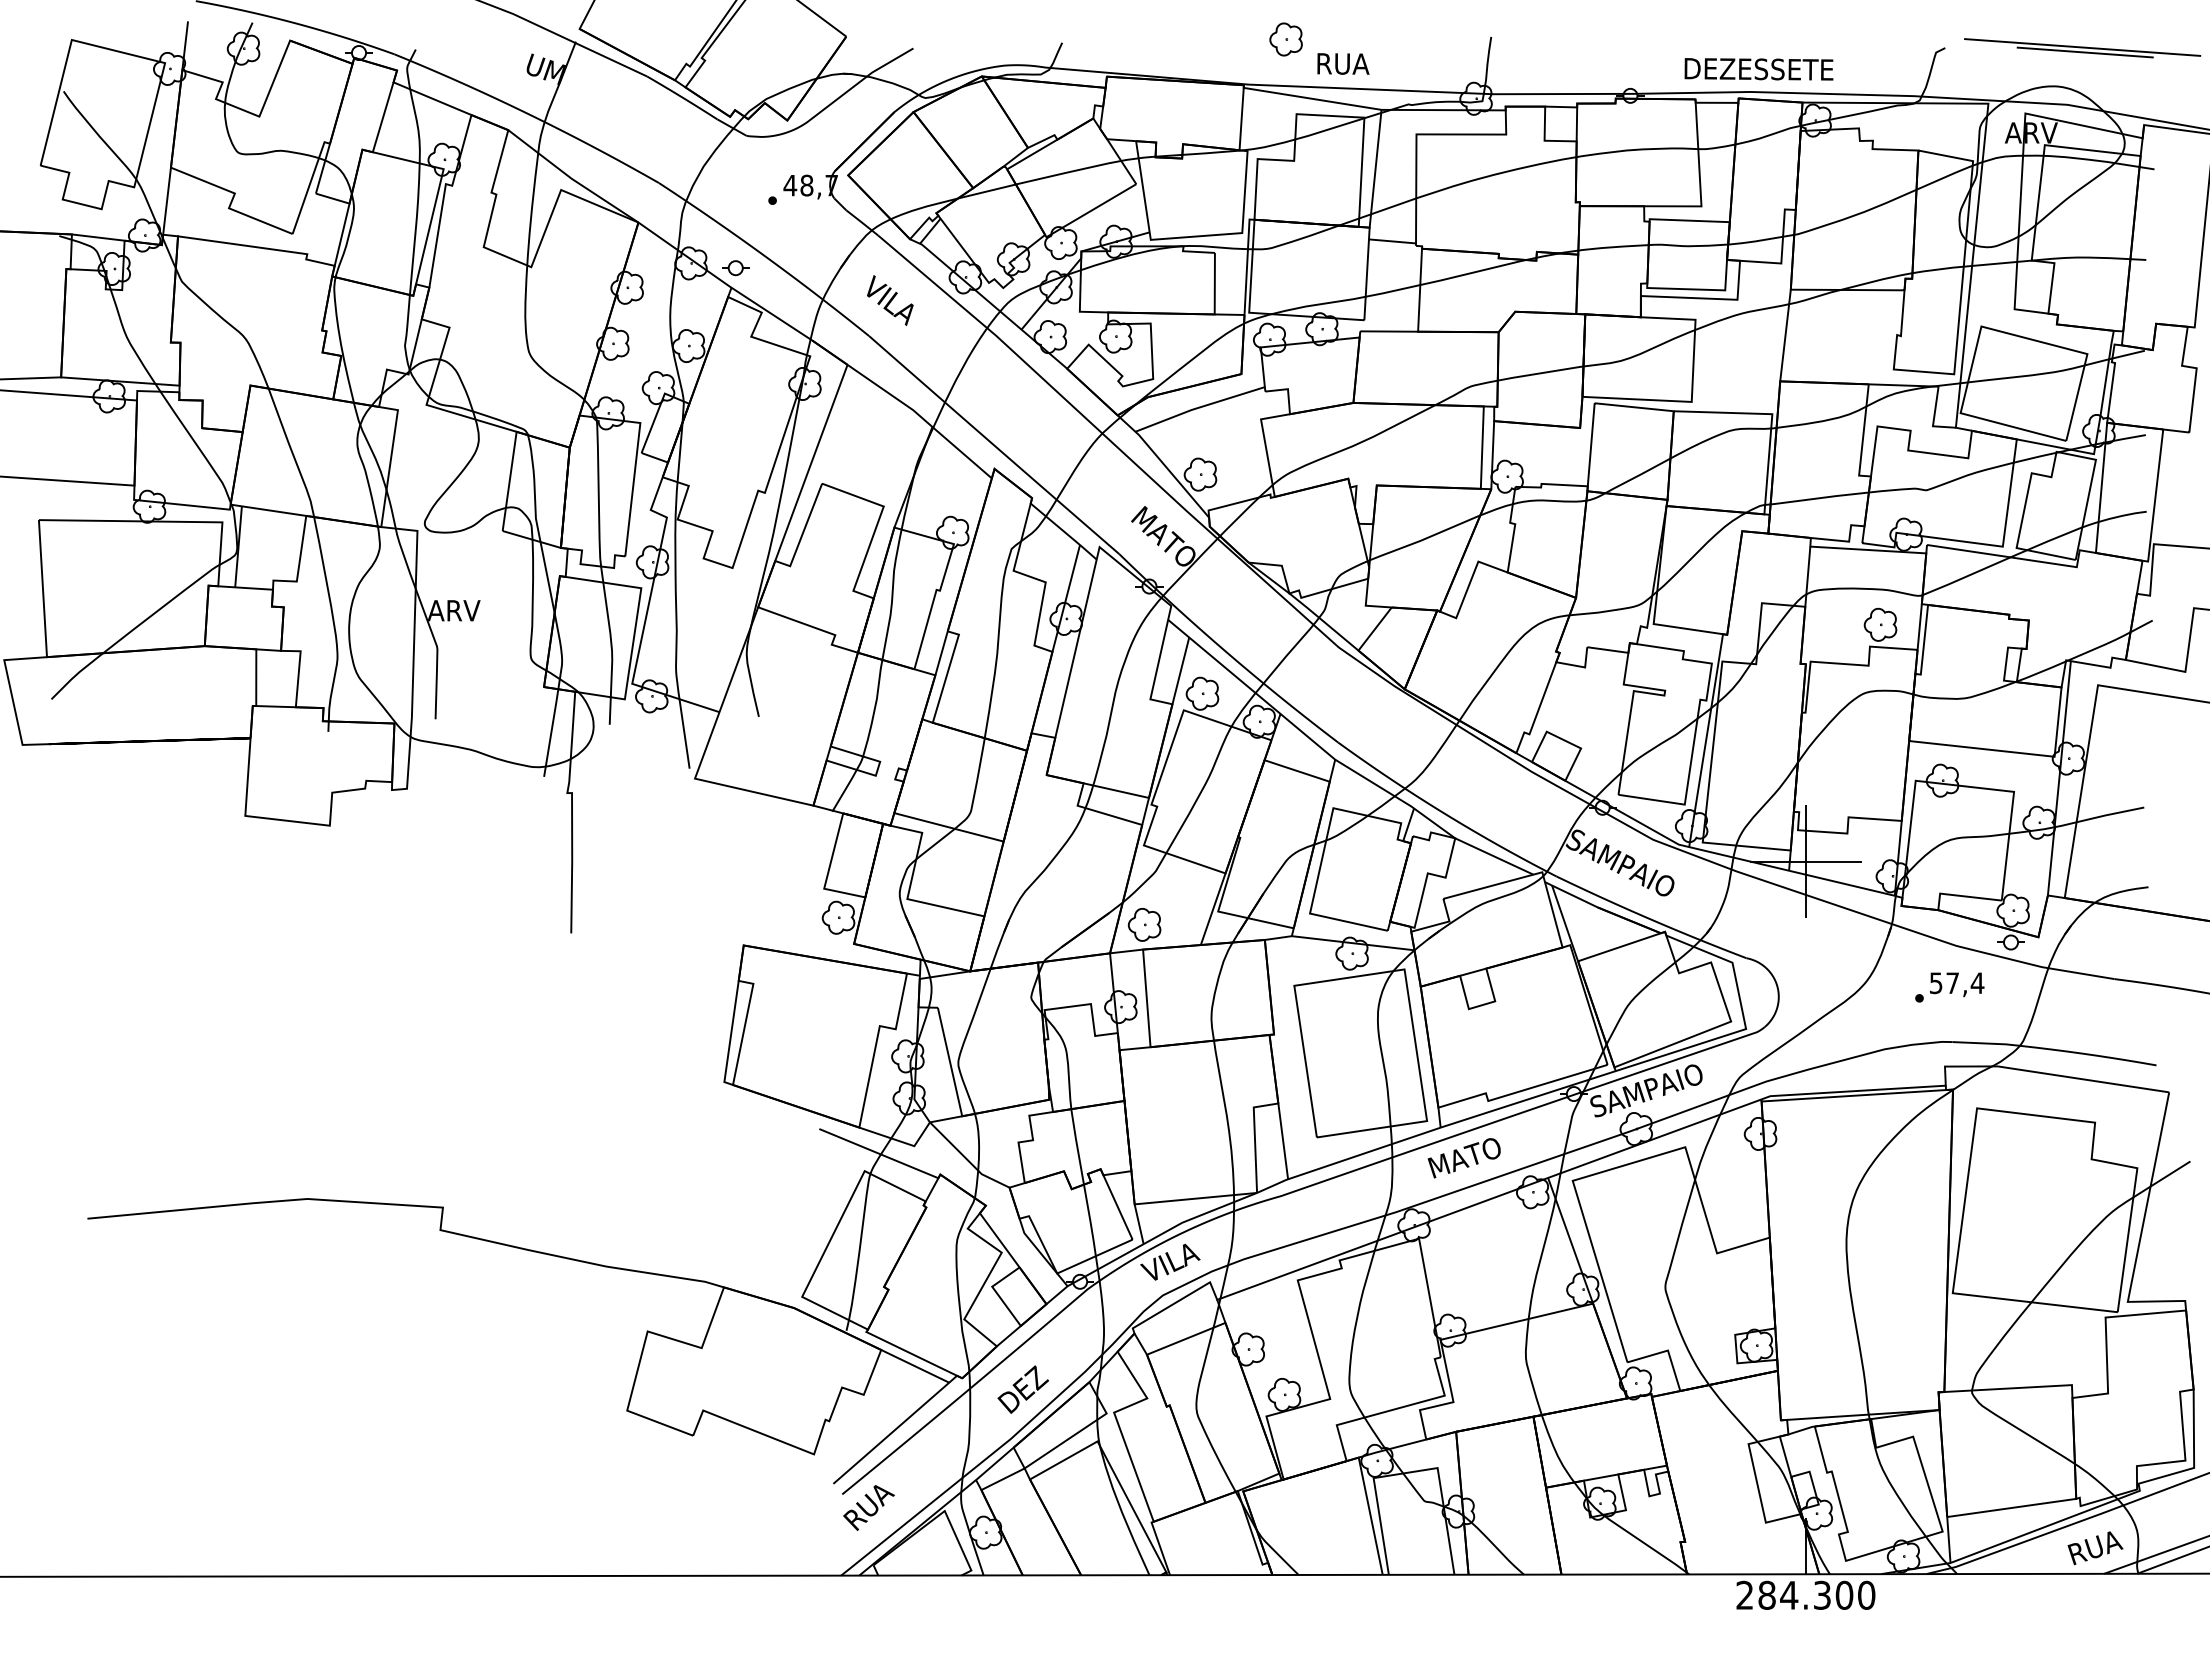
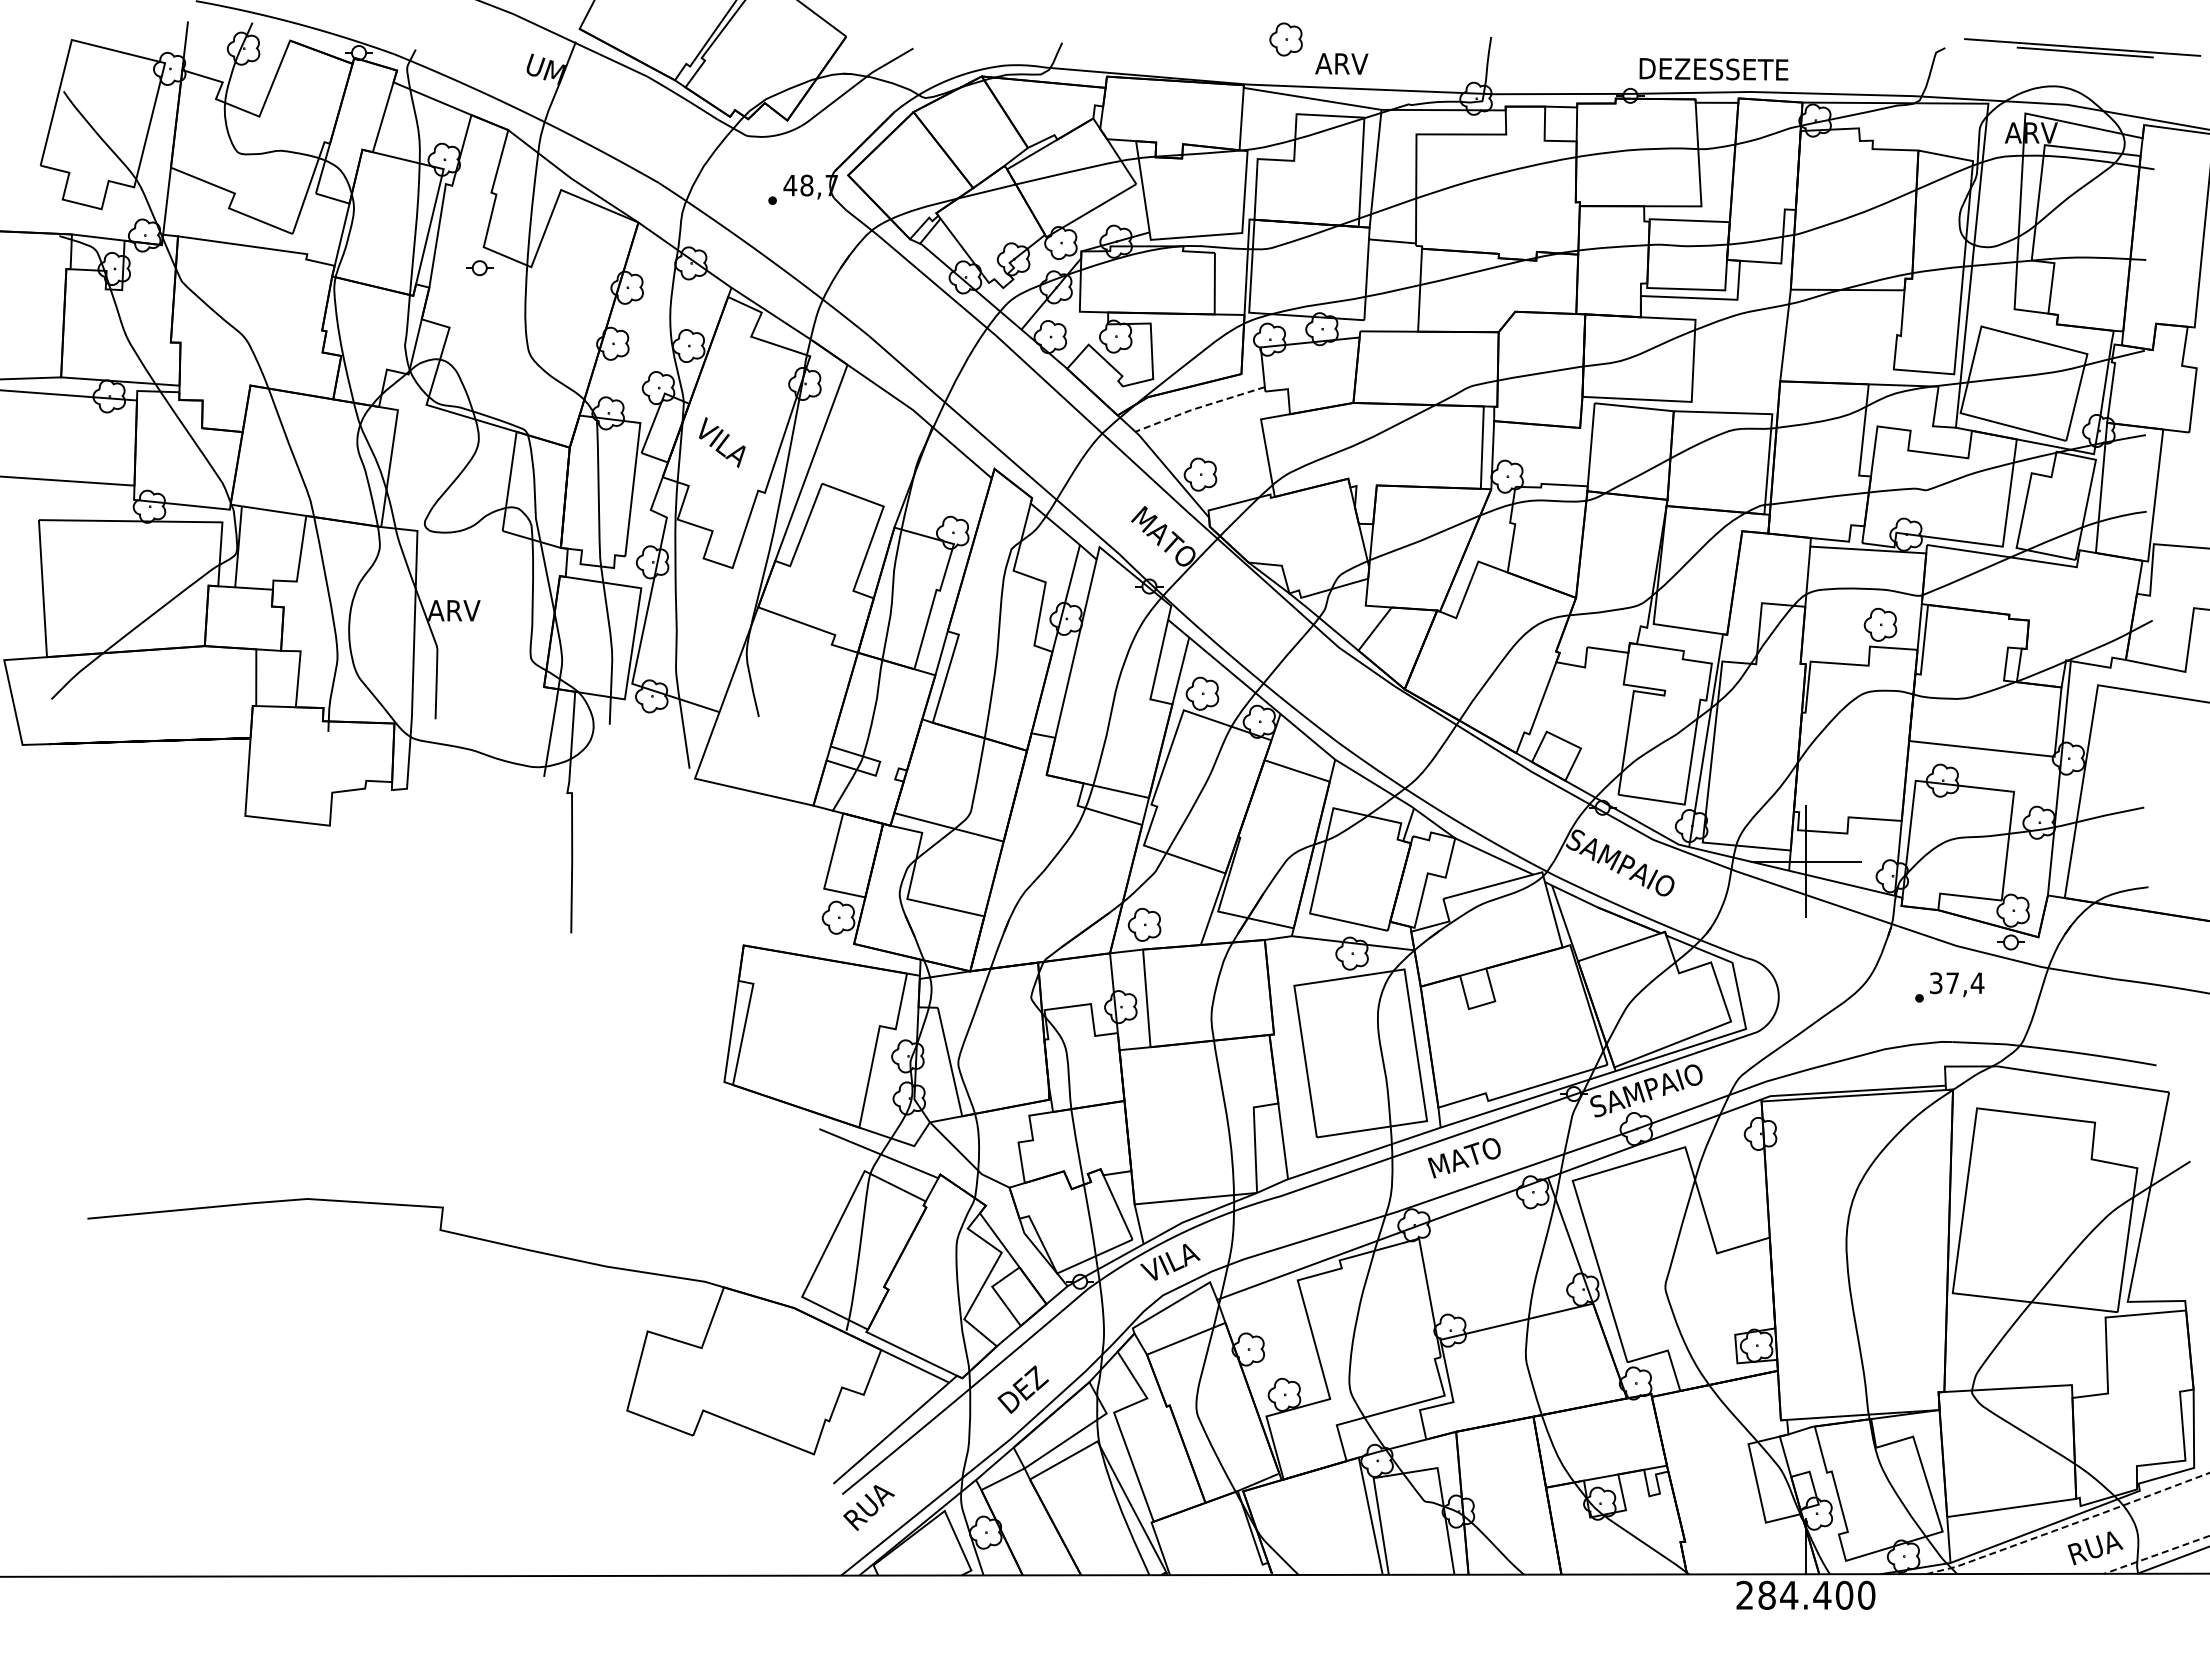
text: RUA -> ARV (1342, 63)
text position: (1758, 69) -> (1713, 69) (1713, 69)
part position: (735, 268) -> (479, 268) (479, 268)
text position: (890, 300) -> (722, 442) (722, 442)
line: solid -> dashed (1198, 407)
text: 57,4 -> 37,4 (1936, 982)
line: solid -> dashed (2068, 1525)
line: solid -> dashed (2156, 1554)
text: 284.300 -> 284.400 (1822, 1594)
